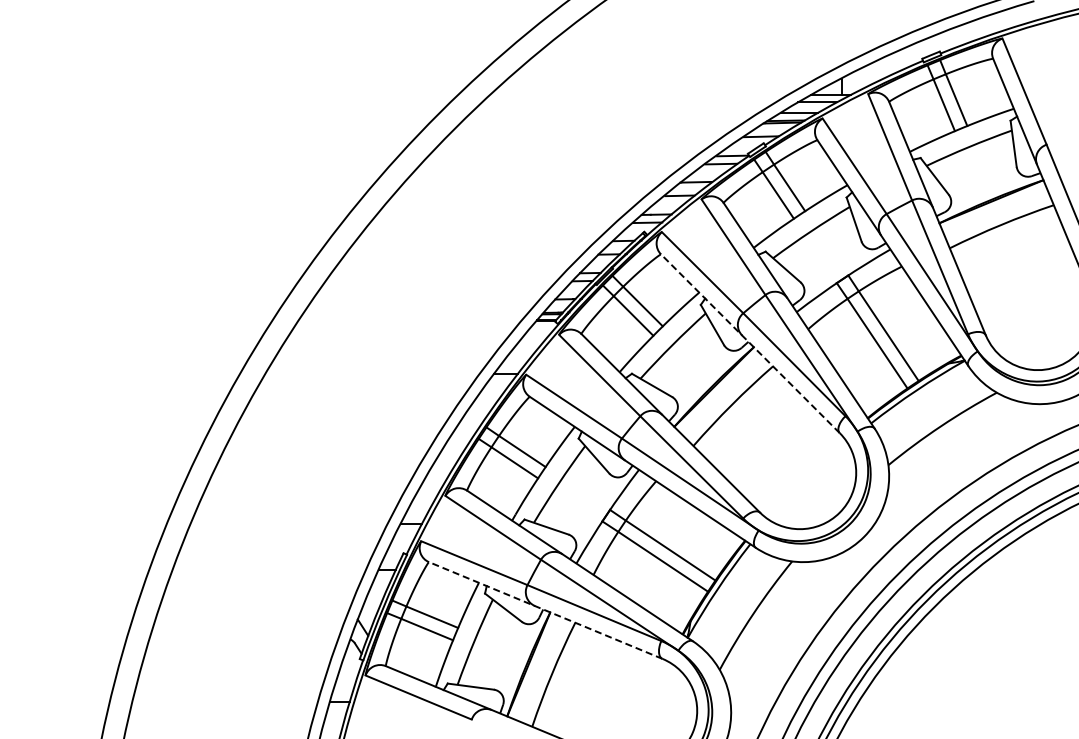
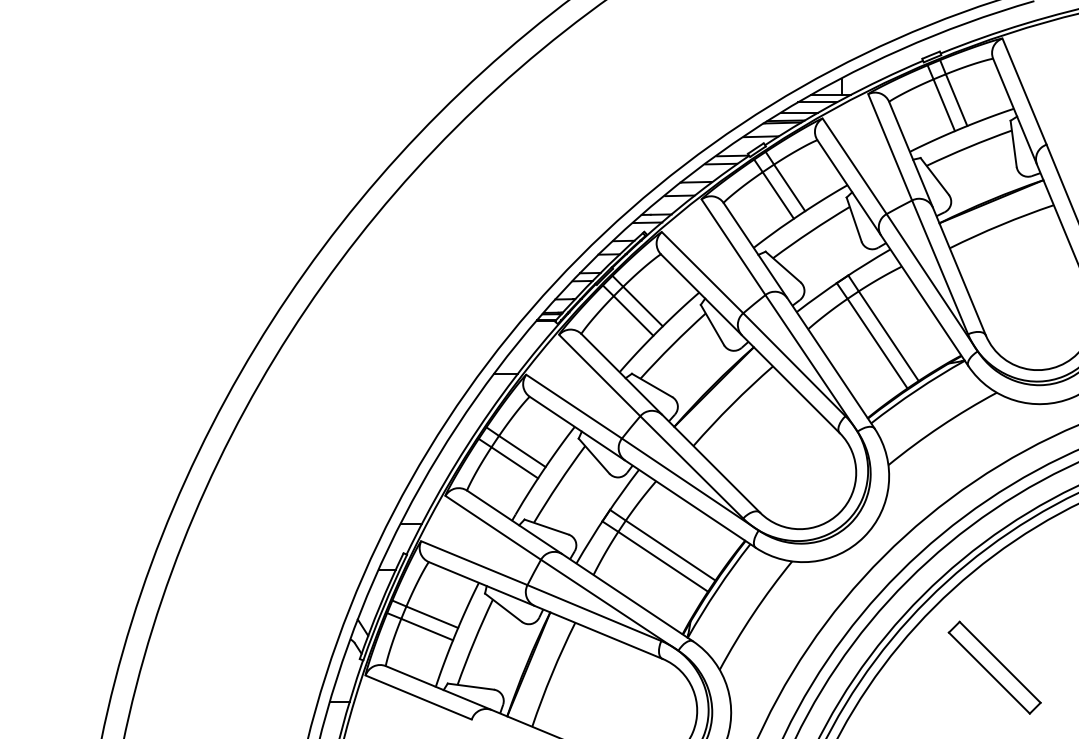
line: dashed -> solid (750, 343)
line: dashed -> solid (545, 610)
part: none -> present (994, 667)
